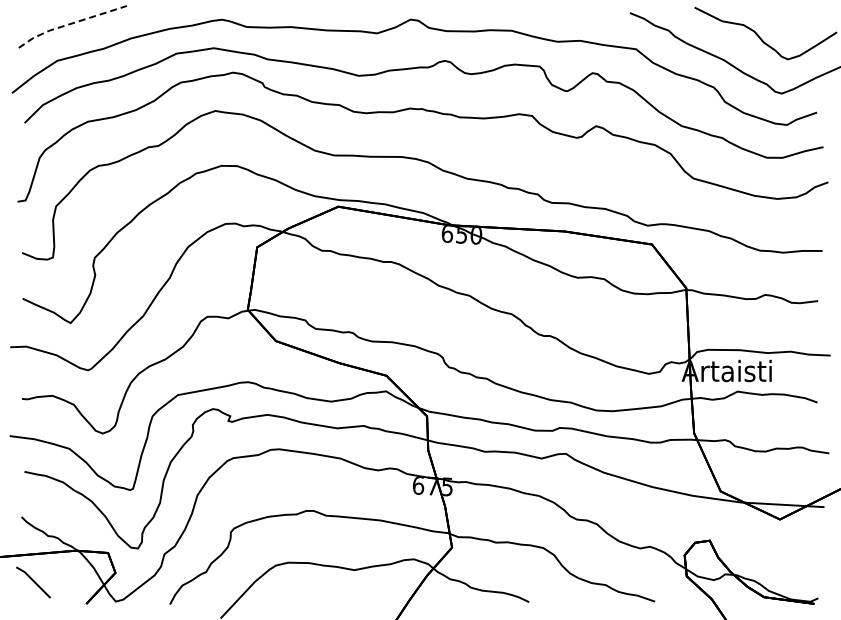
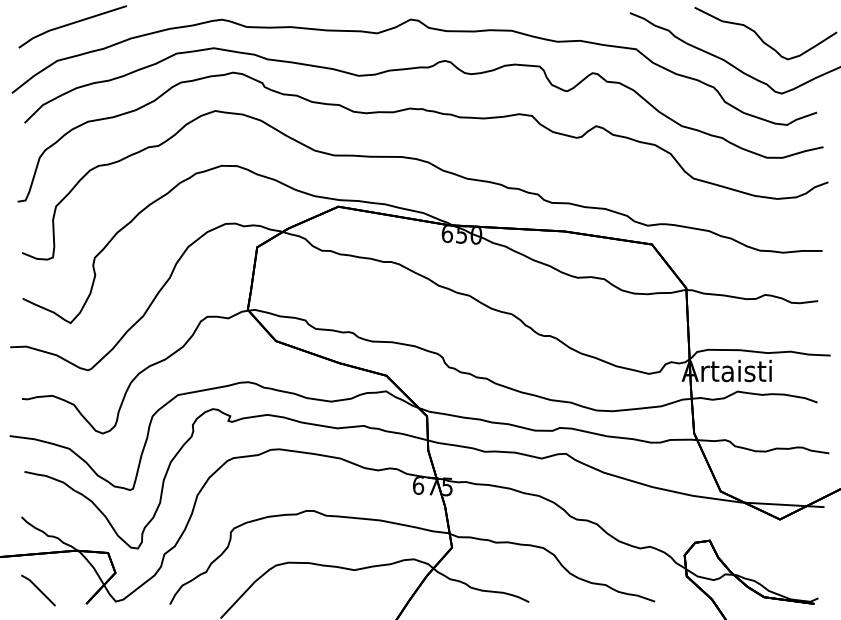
line: dashed -> solid (69, 24)
line position: (33, 582) -> (38, 590) (38, 590)
